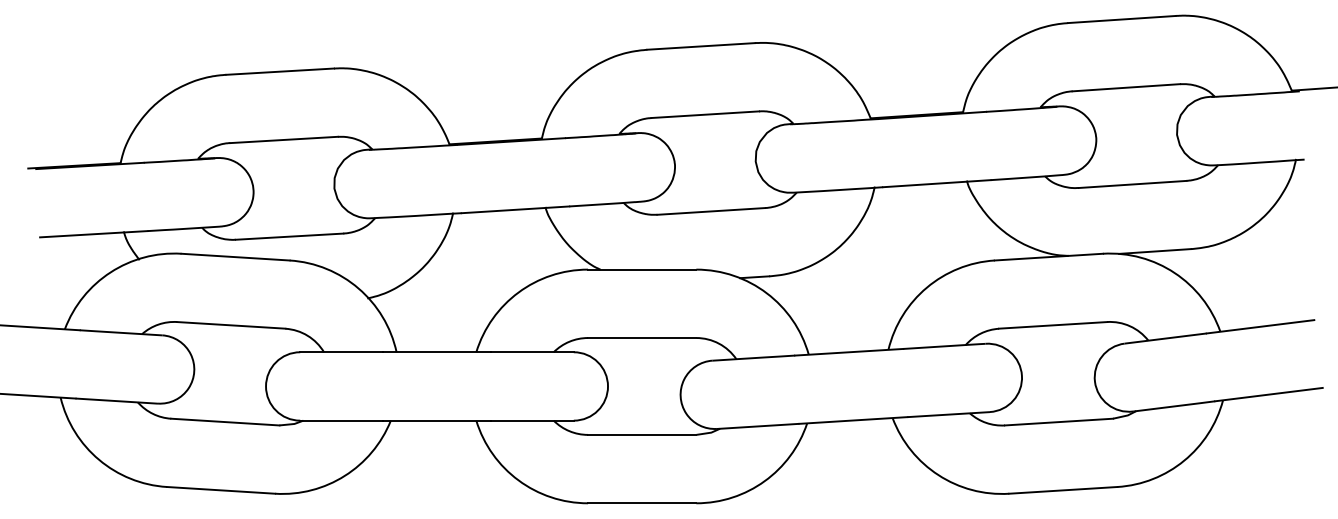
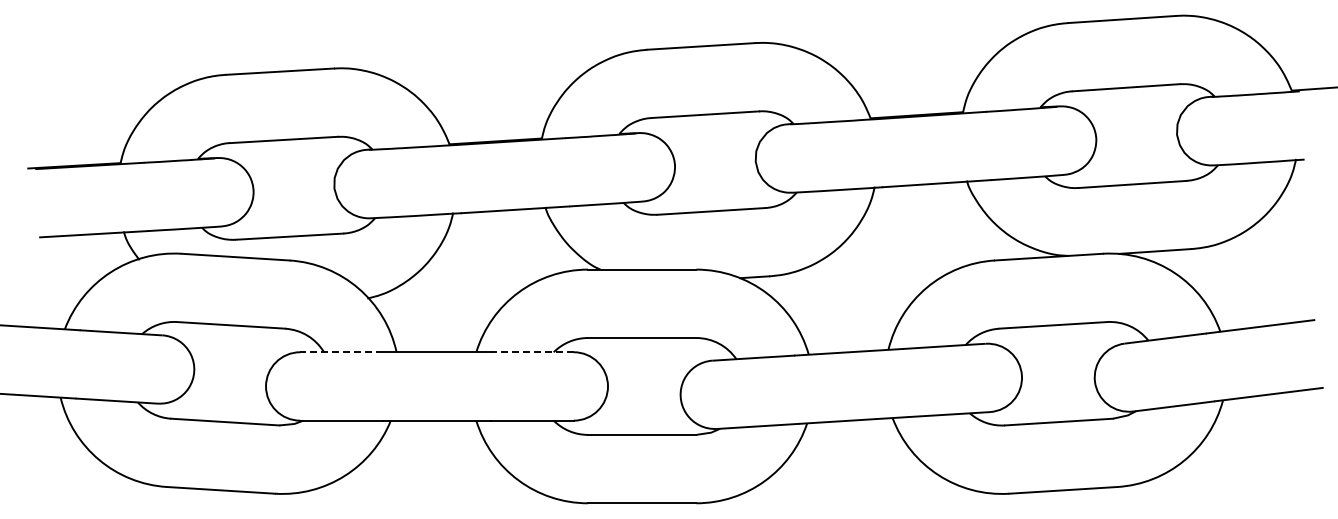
line: solid -> dashed (341, 352)
line: solid -> dashed (531, 352)
